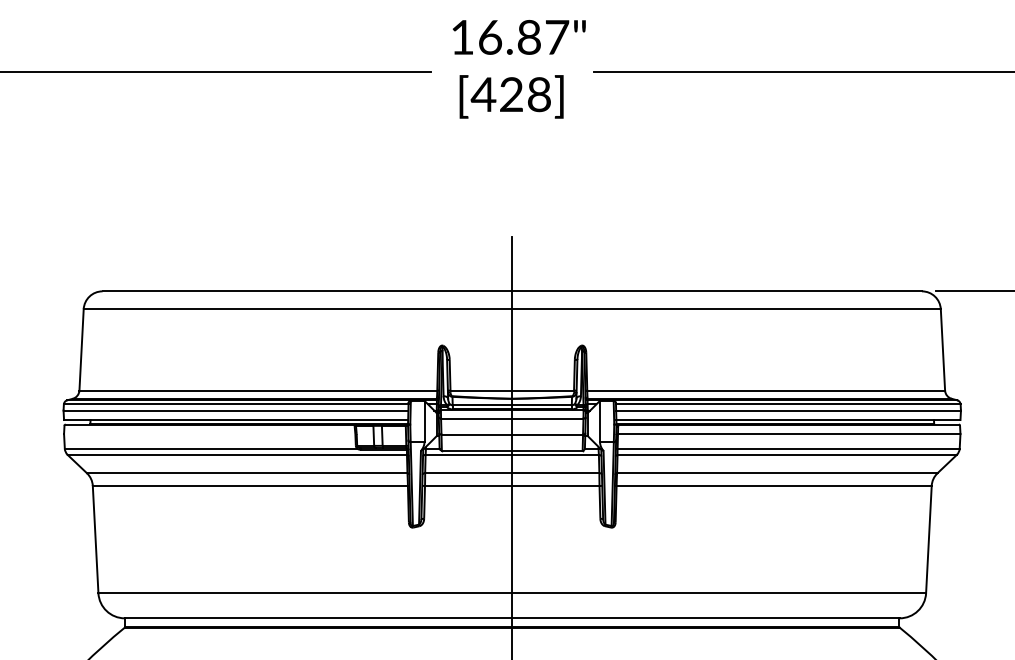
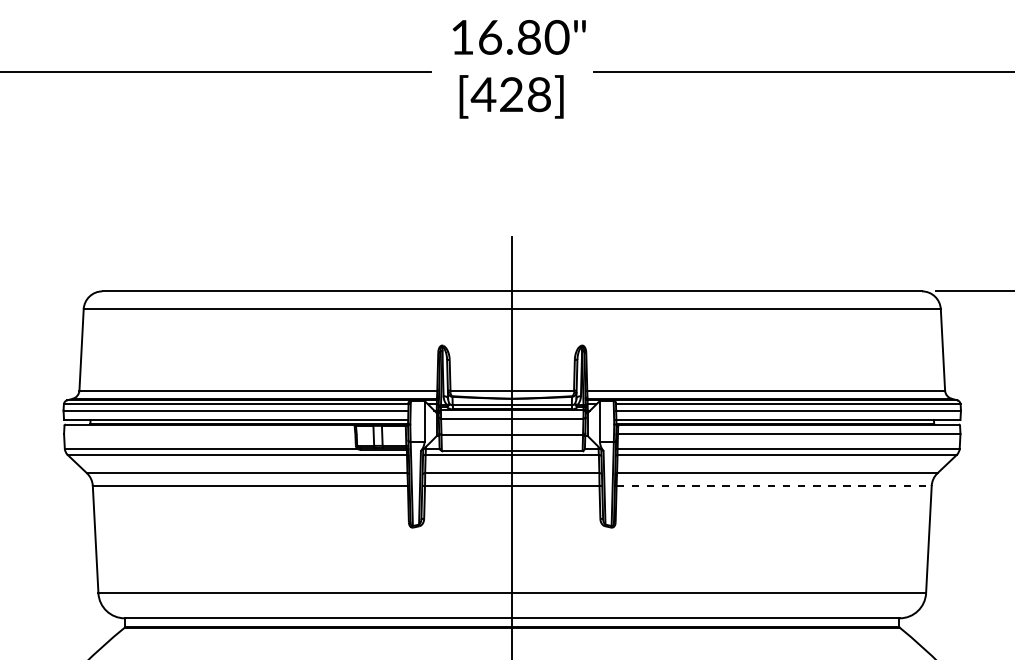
text: 16.87" -> 16.80" (556, 36)
line: solid -> dashed (774, 485)
